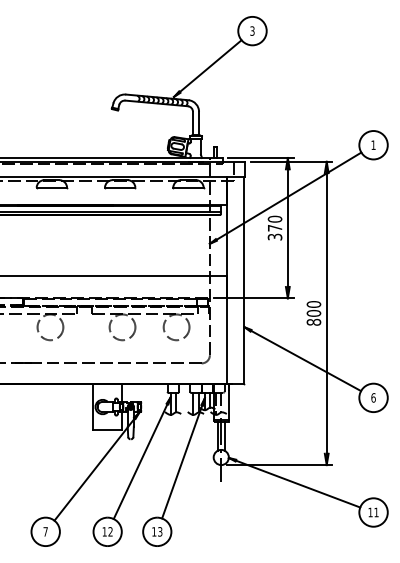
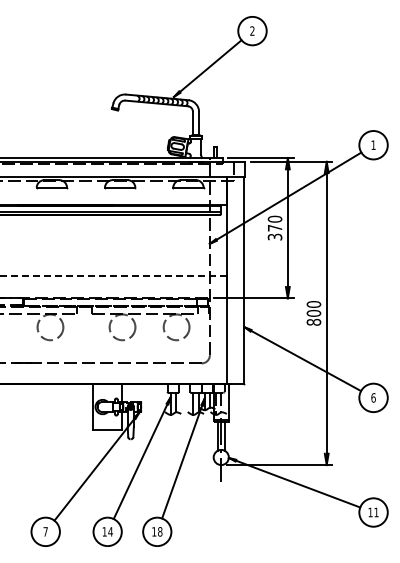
text: 3 -> 2 (252, 30)
line: solid -> dashed (113, 275)
text: 12 -> 14 (110, 531)
text: 13 -> 18 (160, 531)
